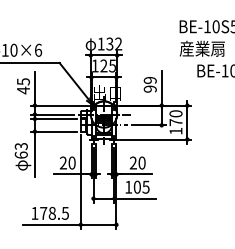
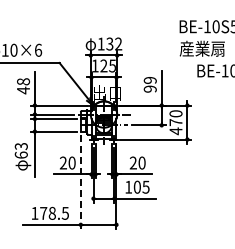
text: 45 -> 48 (23, 81)
text: 170 -> 470 (175, 131)
line: solid -> dashed (80, 181)
